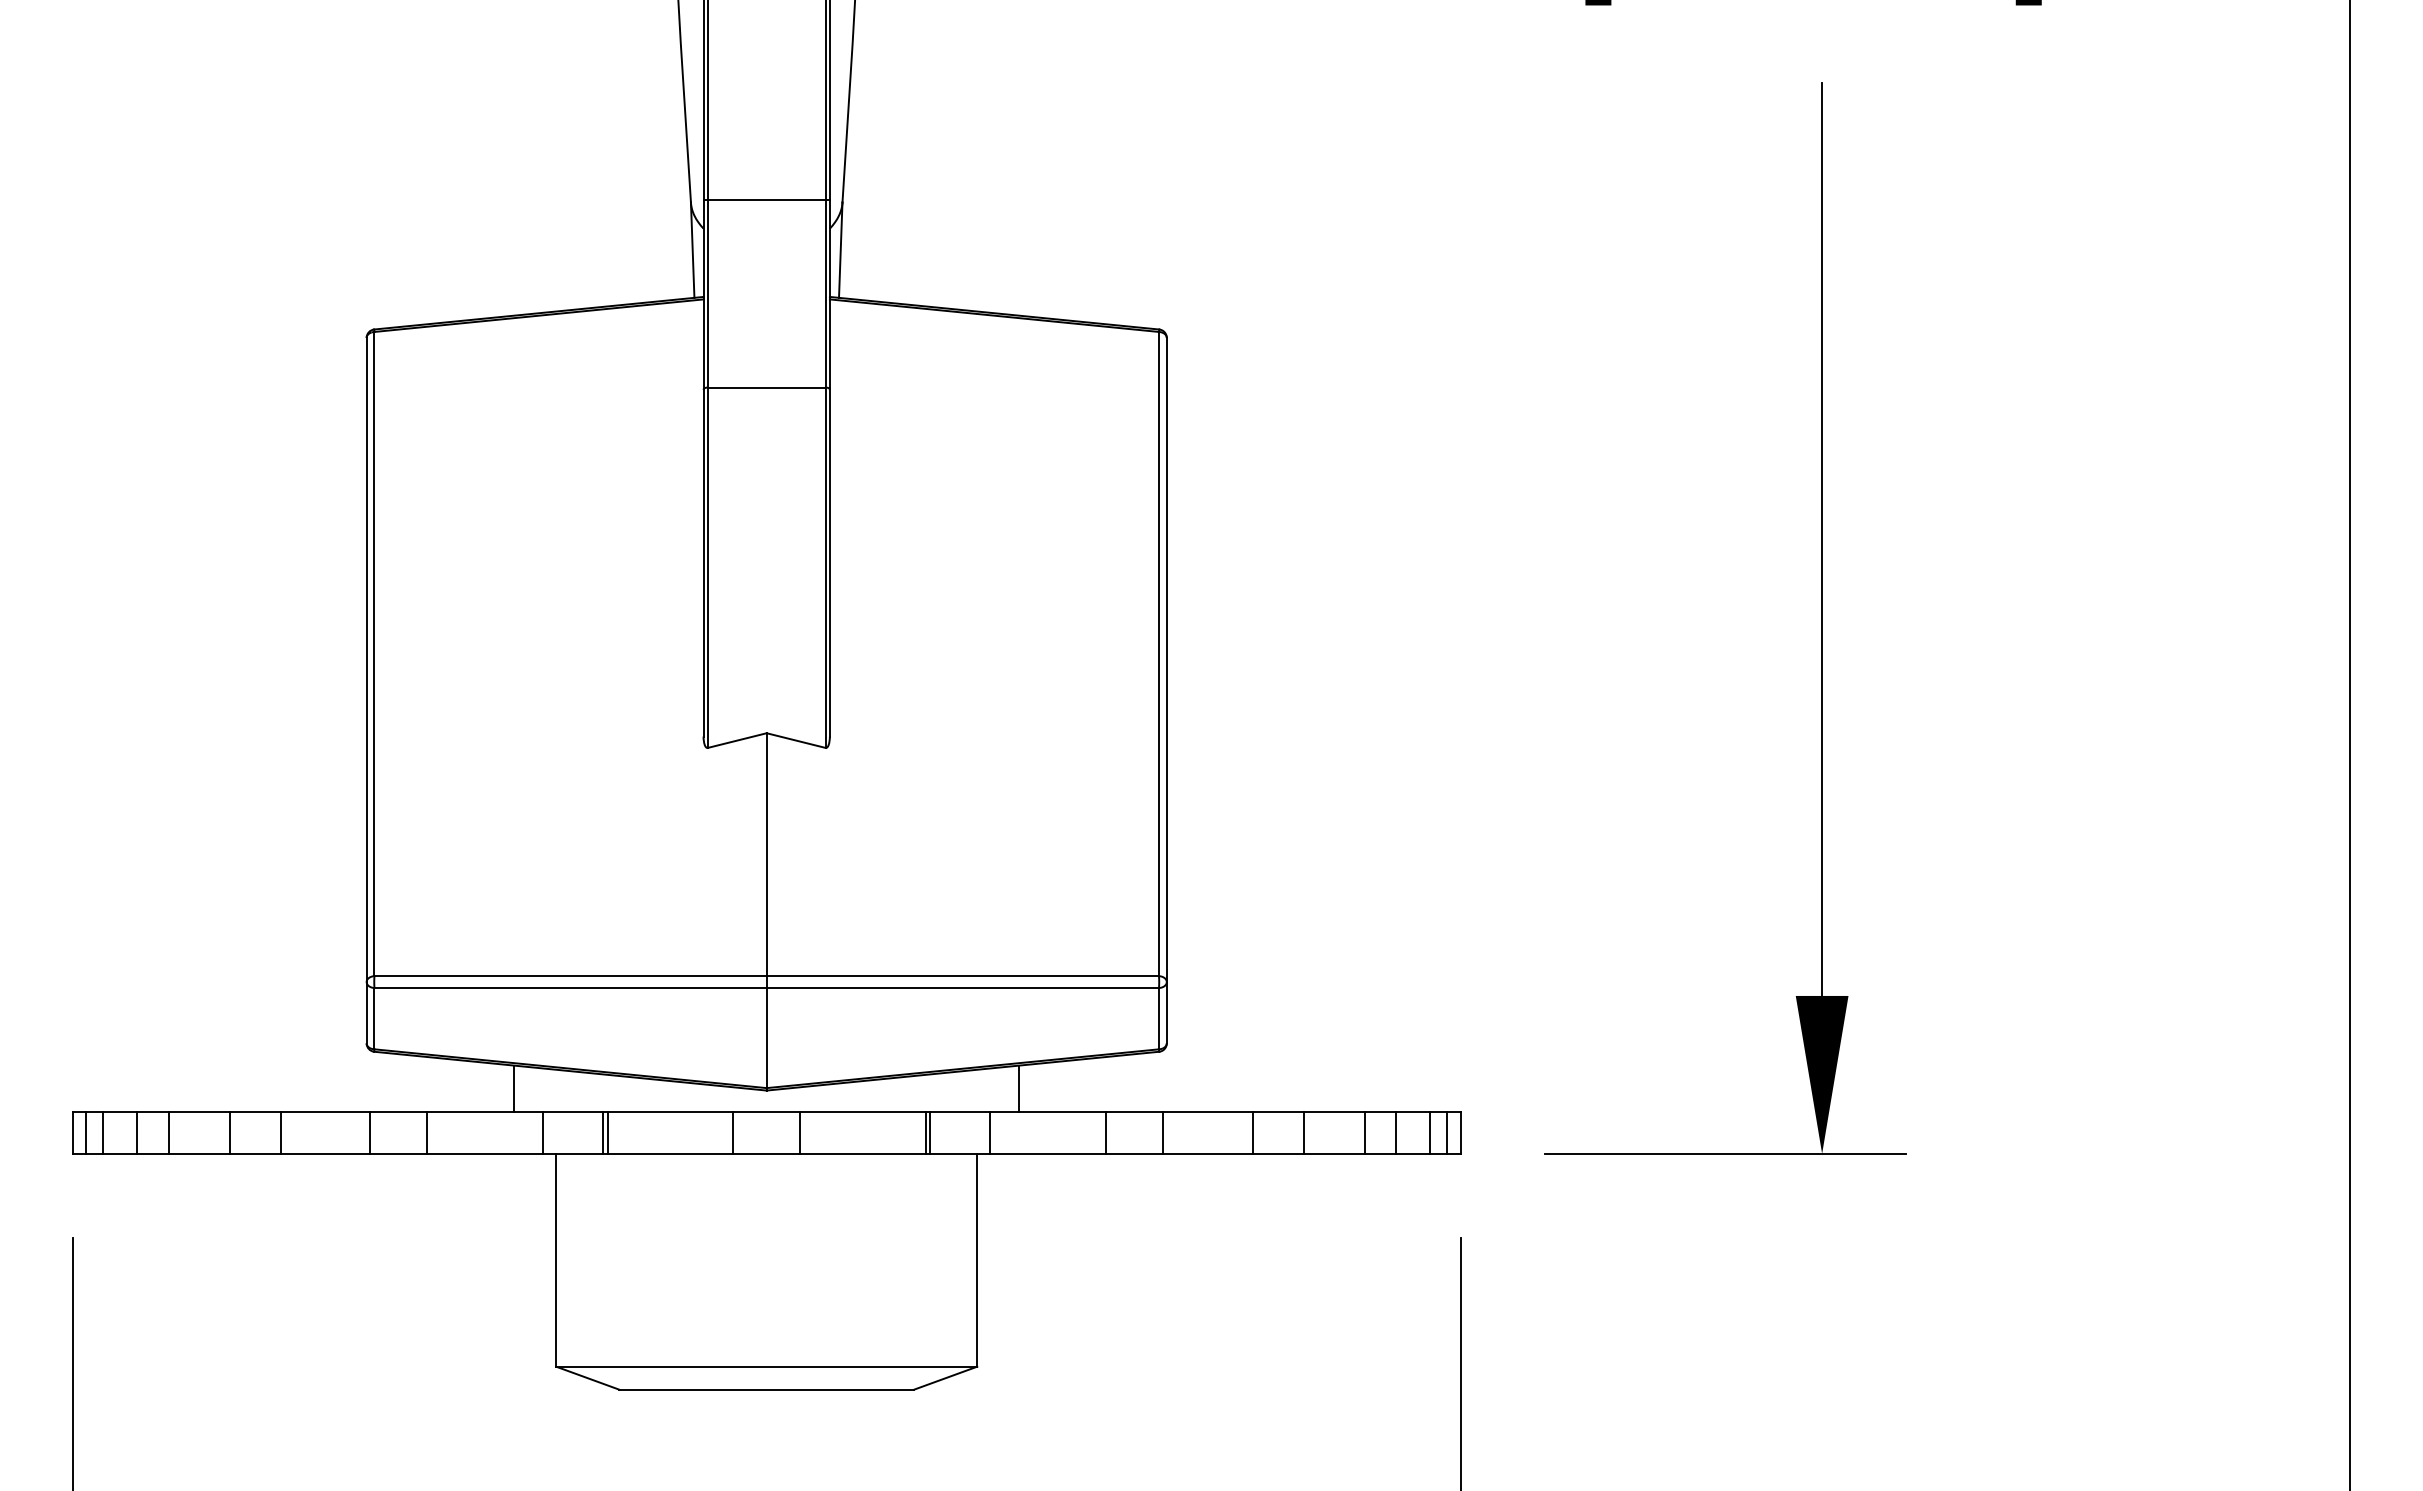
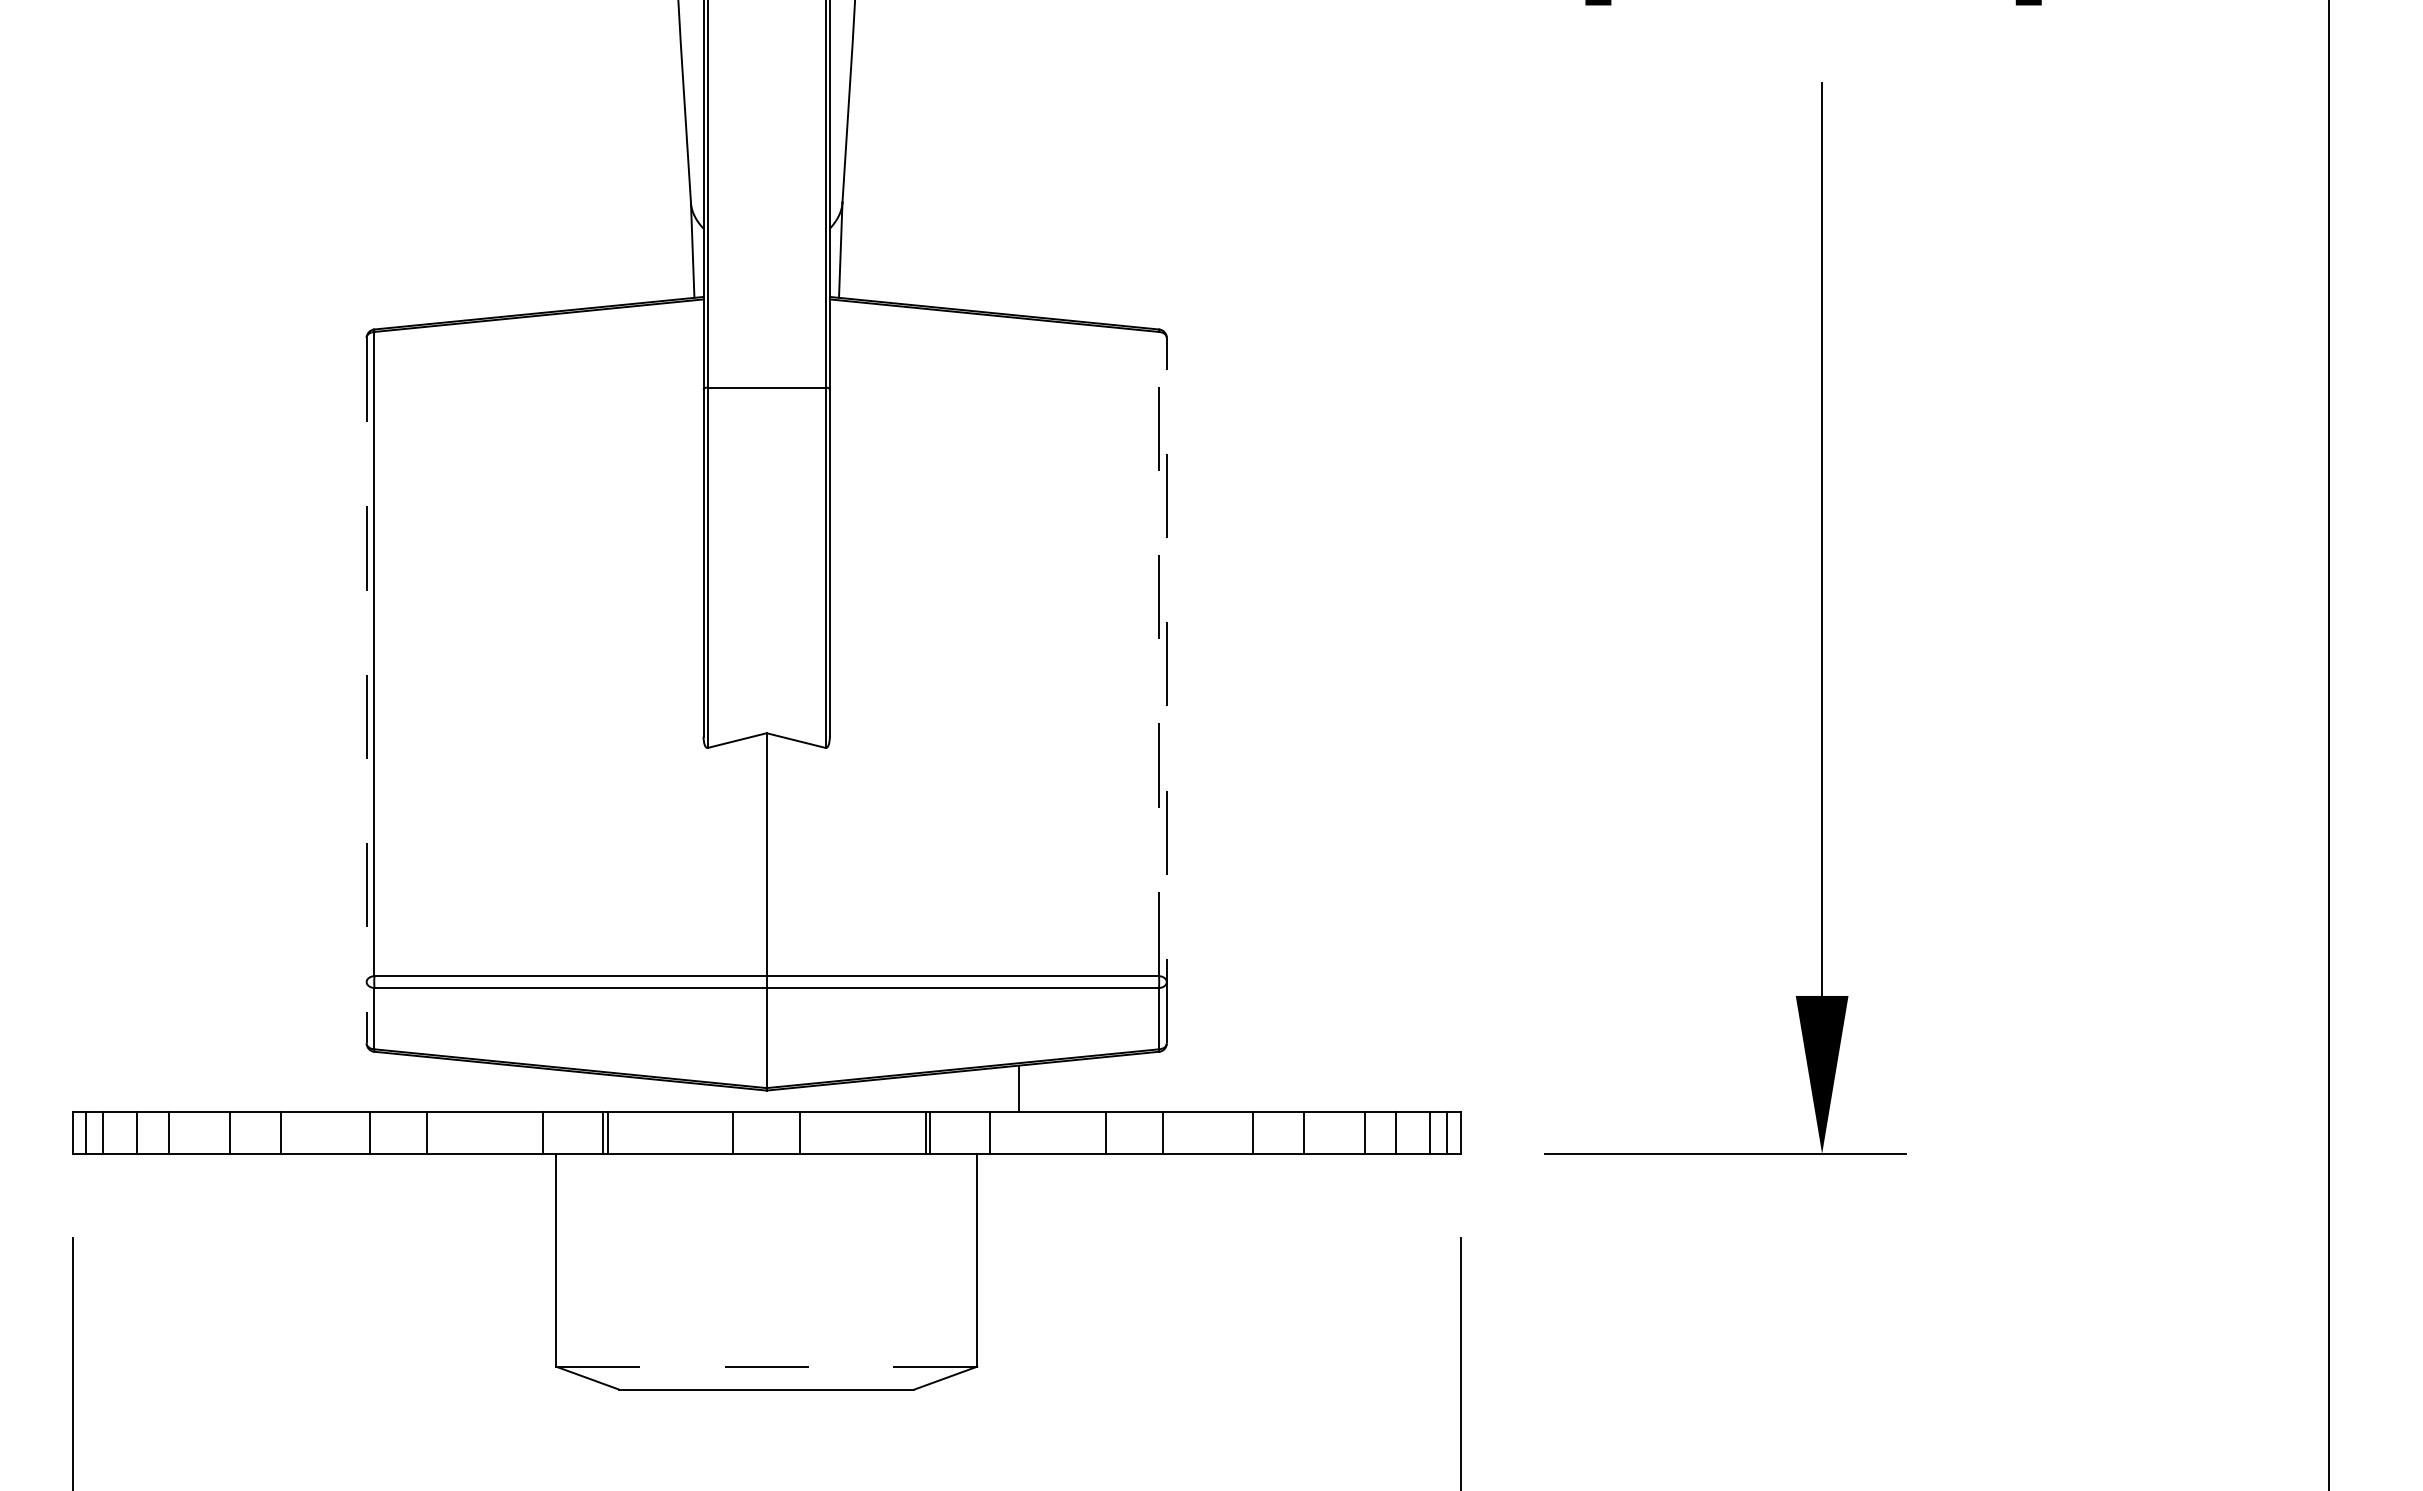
line: present -> none (766, 200)
line: solid -> dashed (1158, 653)
line: solid -> dashed (366, 690)
line: solid -> dashed (1166, 690)
line position: (2350, 744) -> (2329, 744) (2329, 744)
line: present -> none (514, 1088)
line: solid -> dashed (766, 1366)
